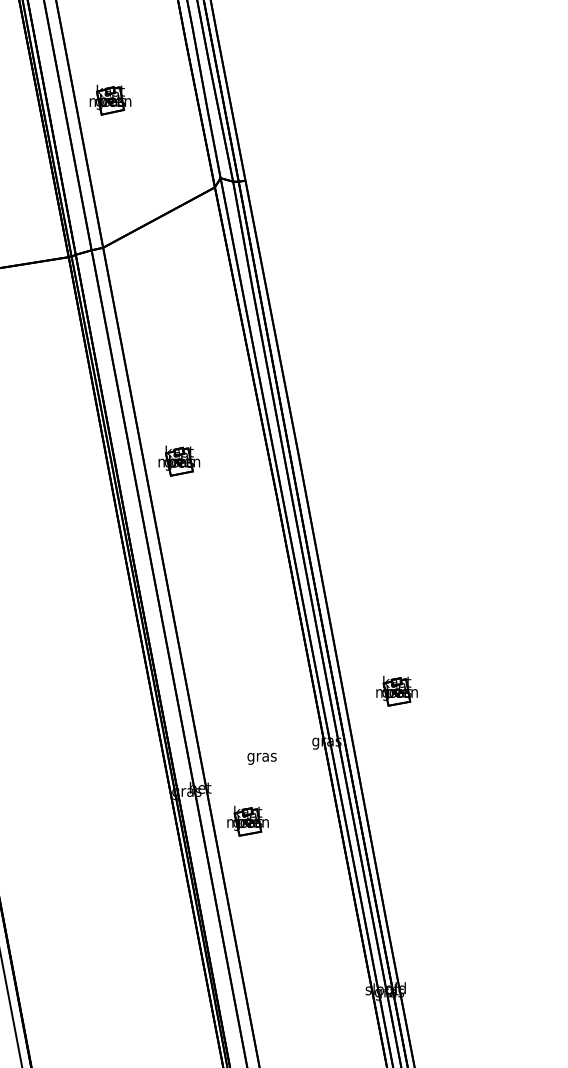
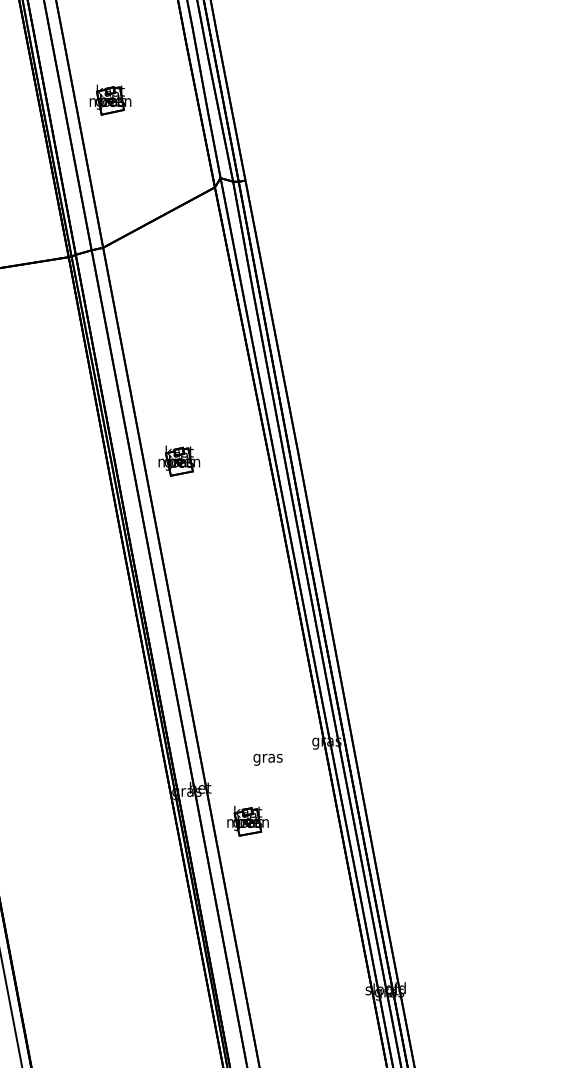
part: present -> none (396, 690)
text position: (261, 758) -> (267, 759) (267, 759)
